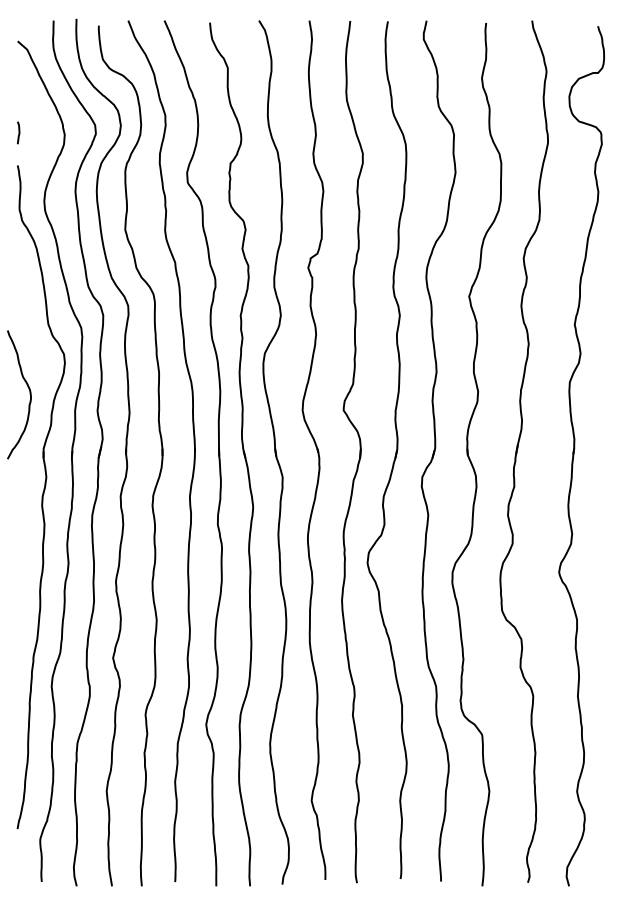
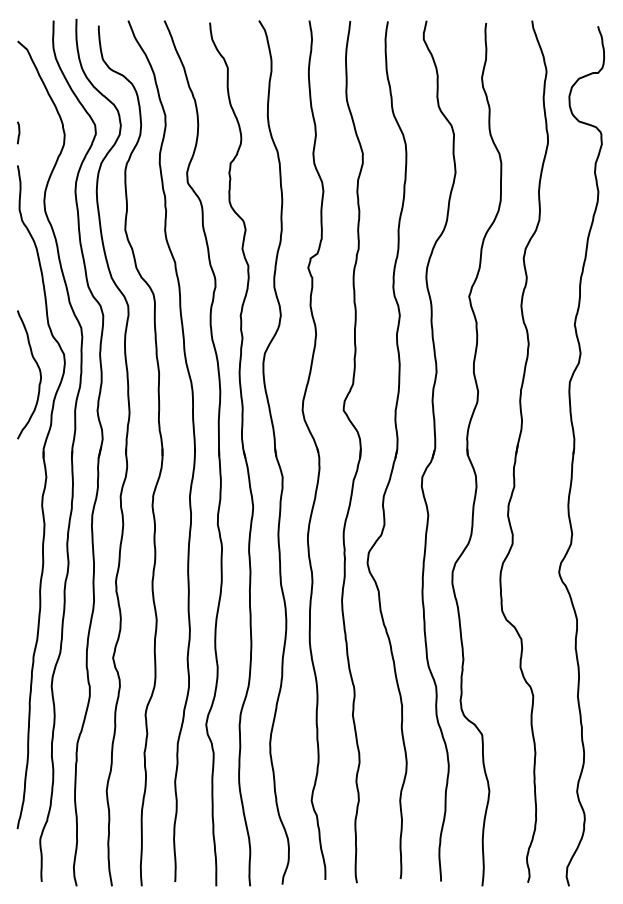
curve position: (29, 394) -> (39, 374) (39, 374)
